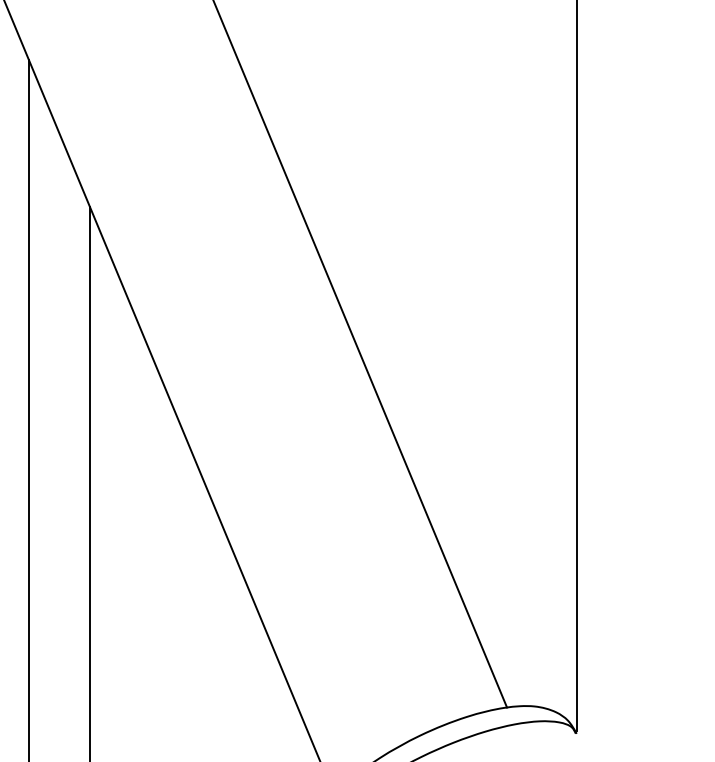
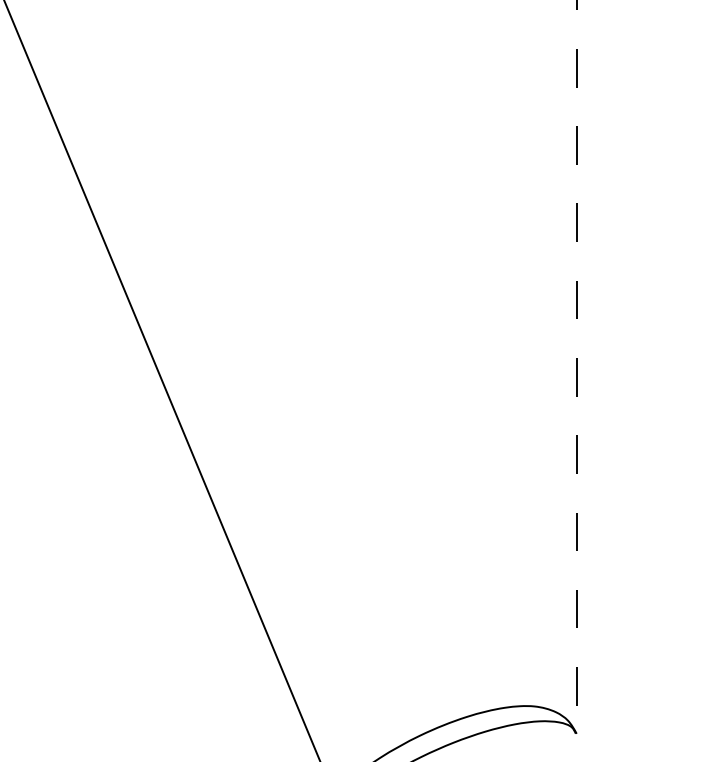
line: present -> none (360, 354)
line: solid -> dashed (576, 366)
line: present -> none (29, 409)
line: present -> none (90, 482)
